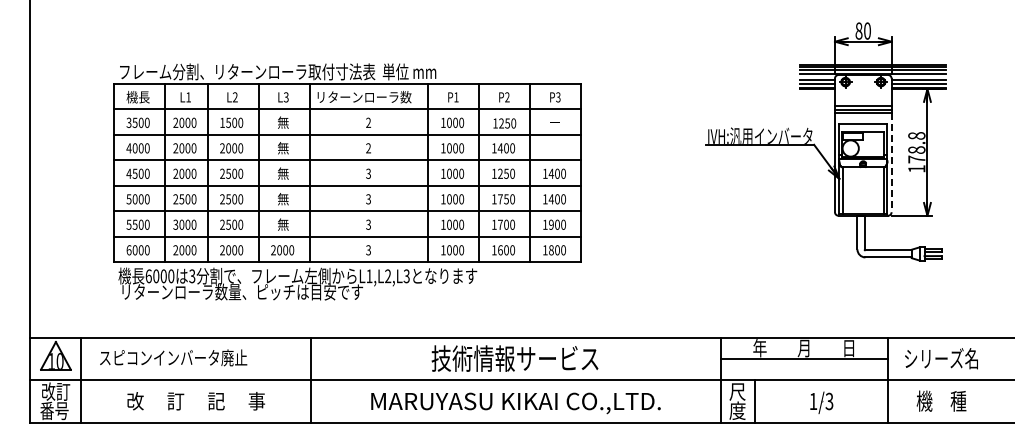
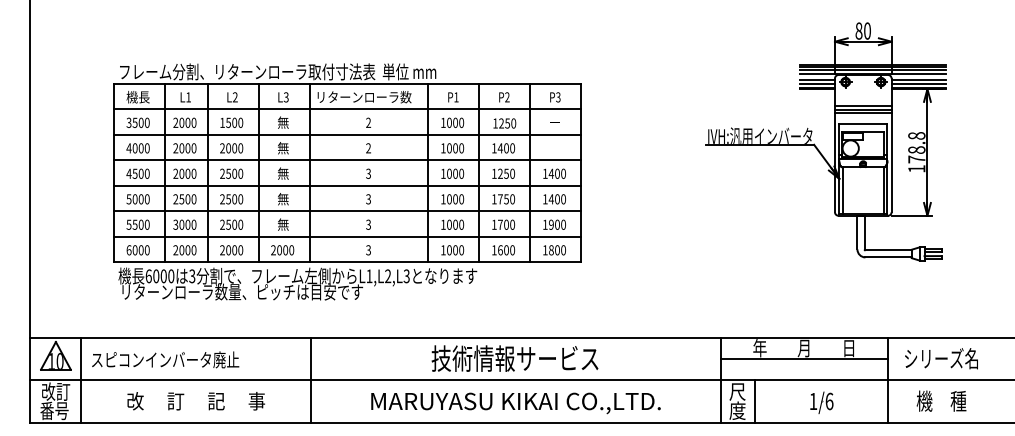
line: dashed -> solid (891, 162)
text position: (173, 357) -> (165, 359) (165, 359)
text: 1/3 -> 1/6 (829, 401)
